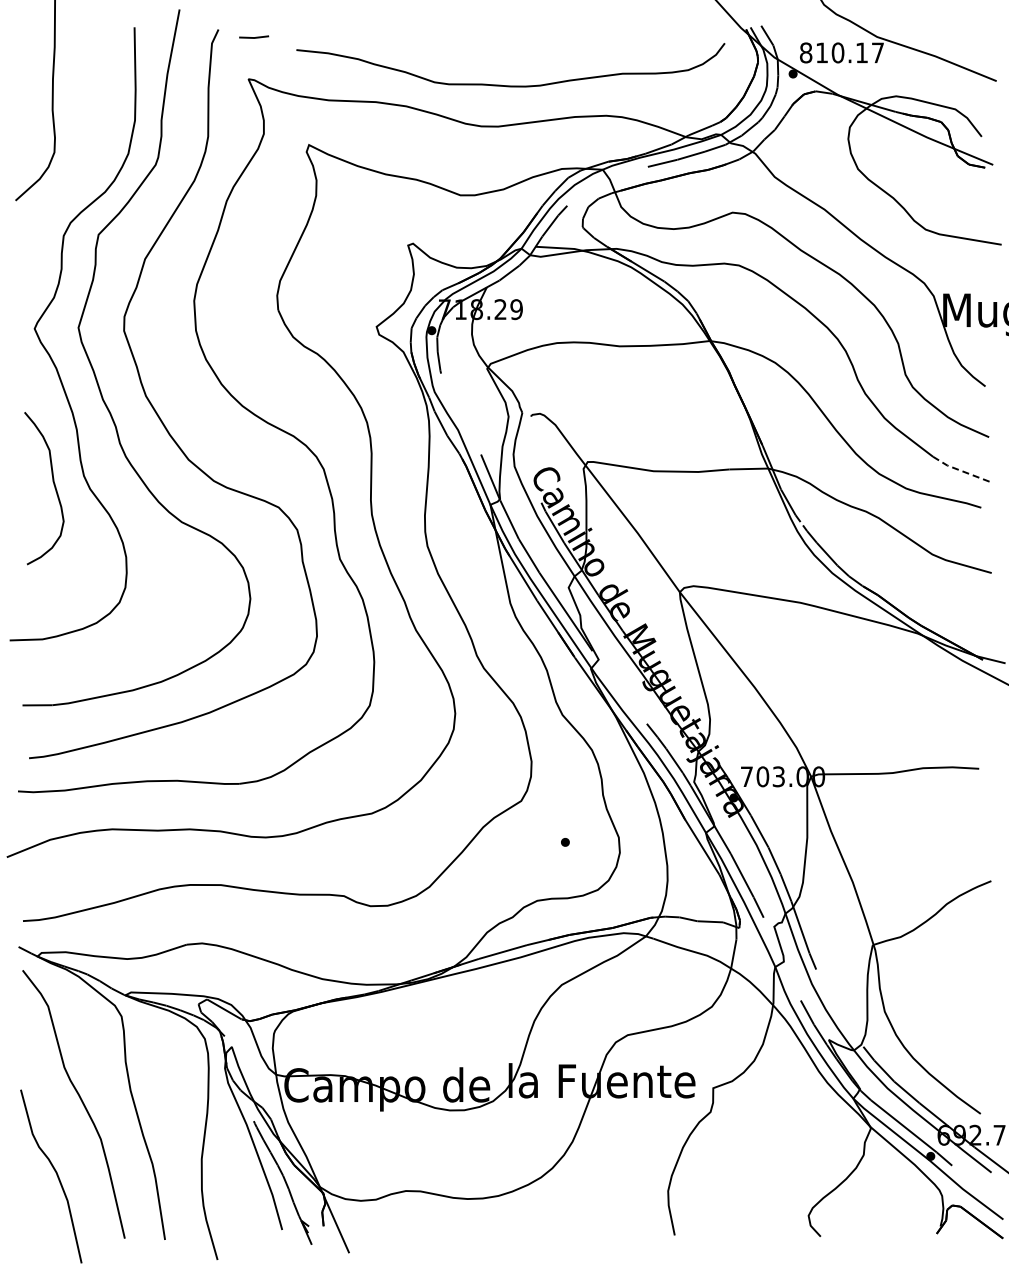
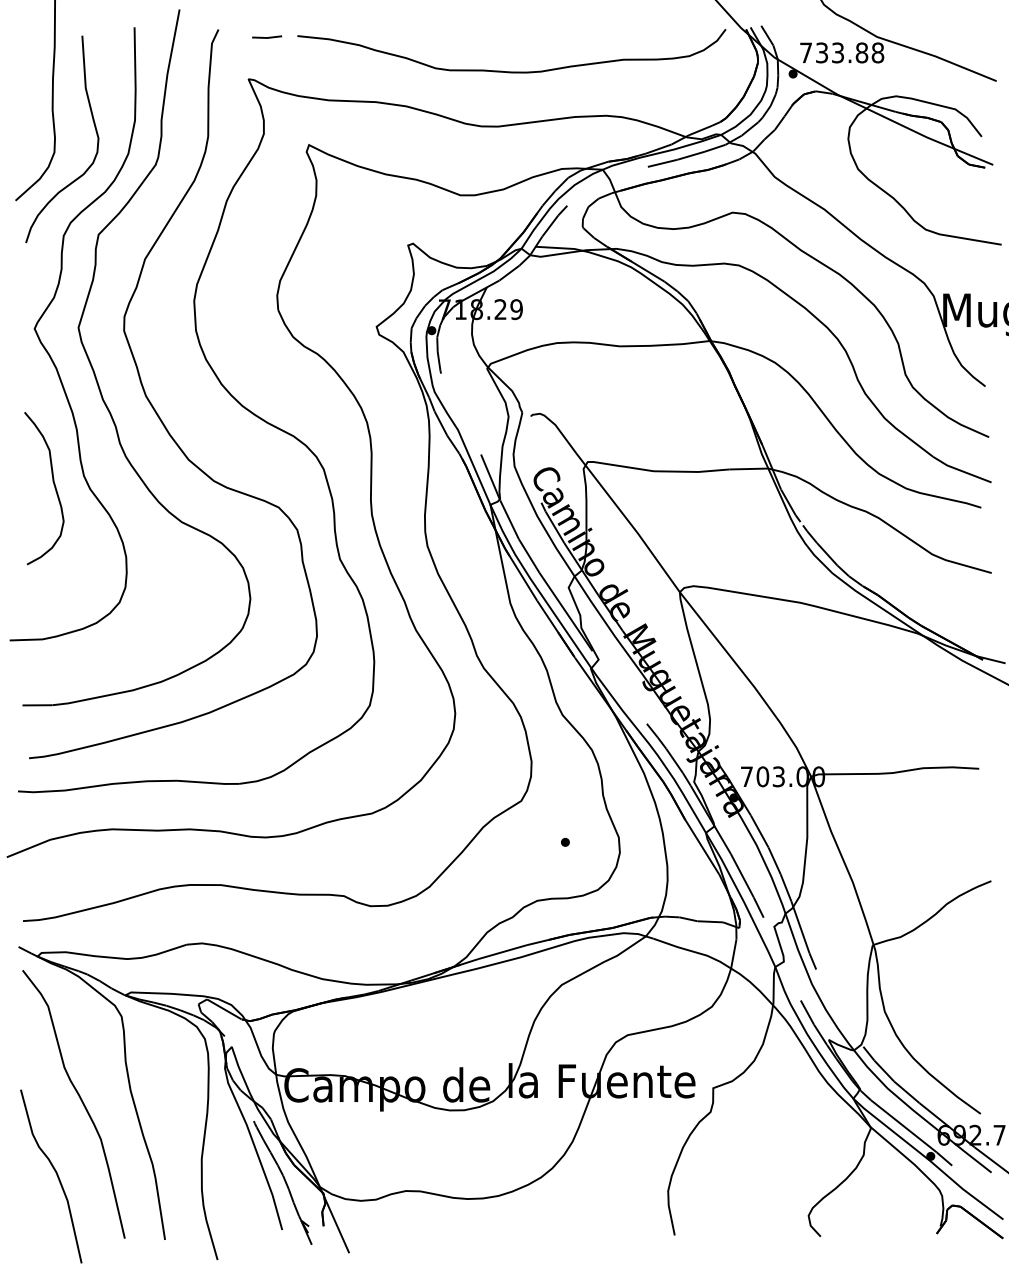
line position: (254, 37) -> (267, 37) (267, 37)
text: 810.17 -> 733.88 (842, 52)
curve position: (510, 85) -> (511, 71) (511, 71)
curve: none -> present (95, 131)
line: dashed -> solid (961, 470)
